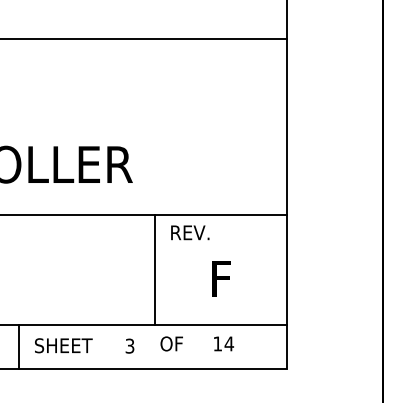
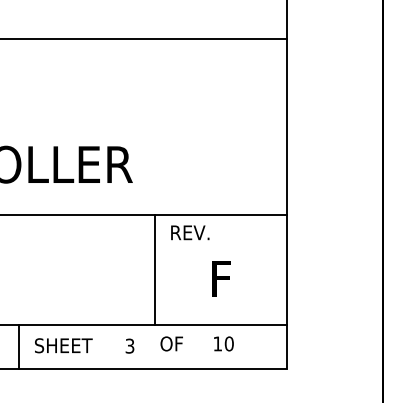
text: 14 -> 10 (229, 343)
